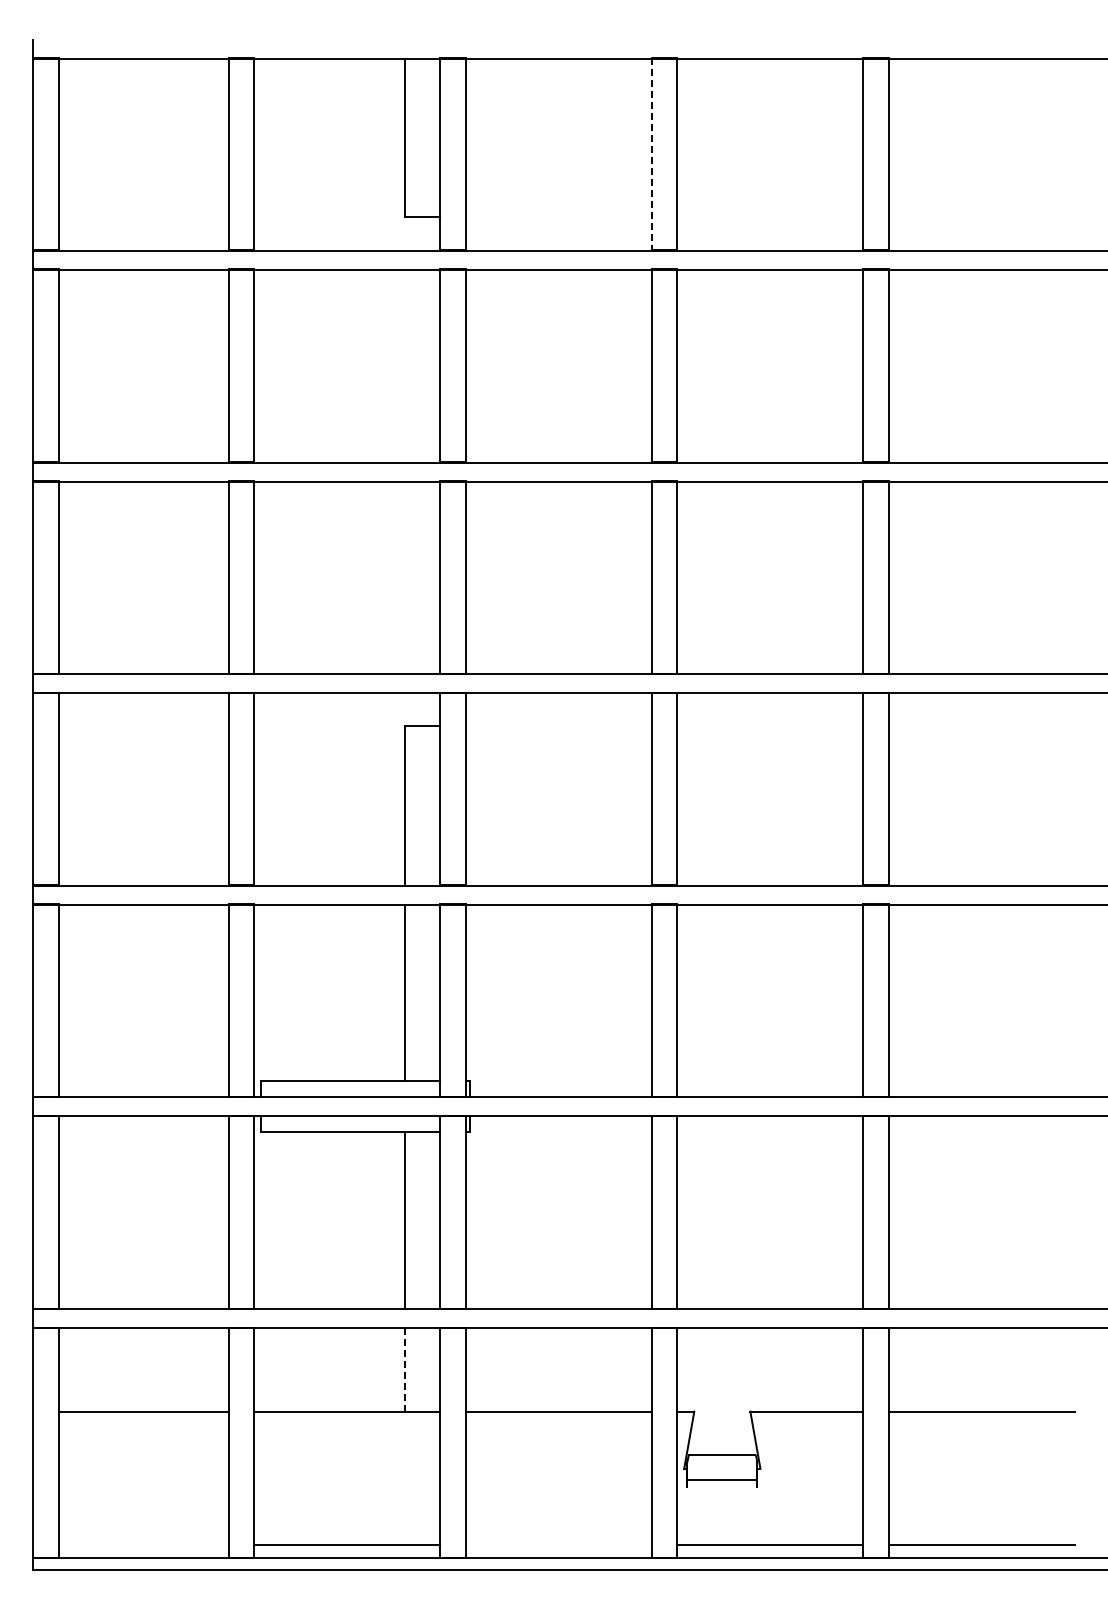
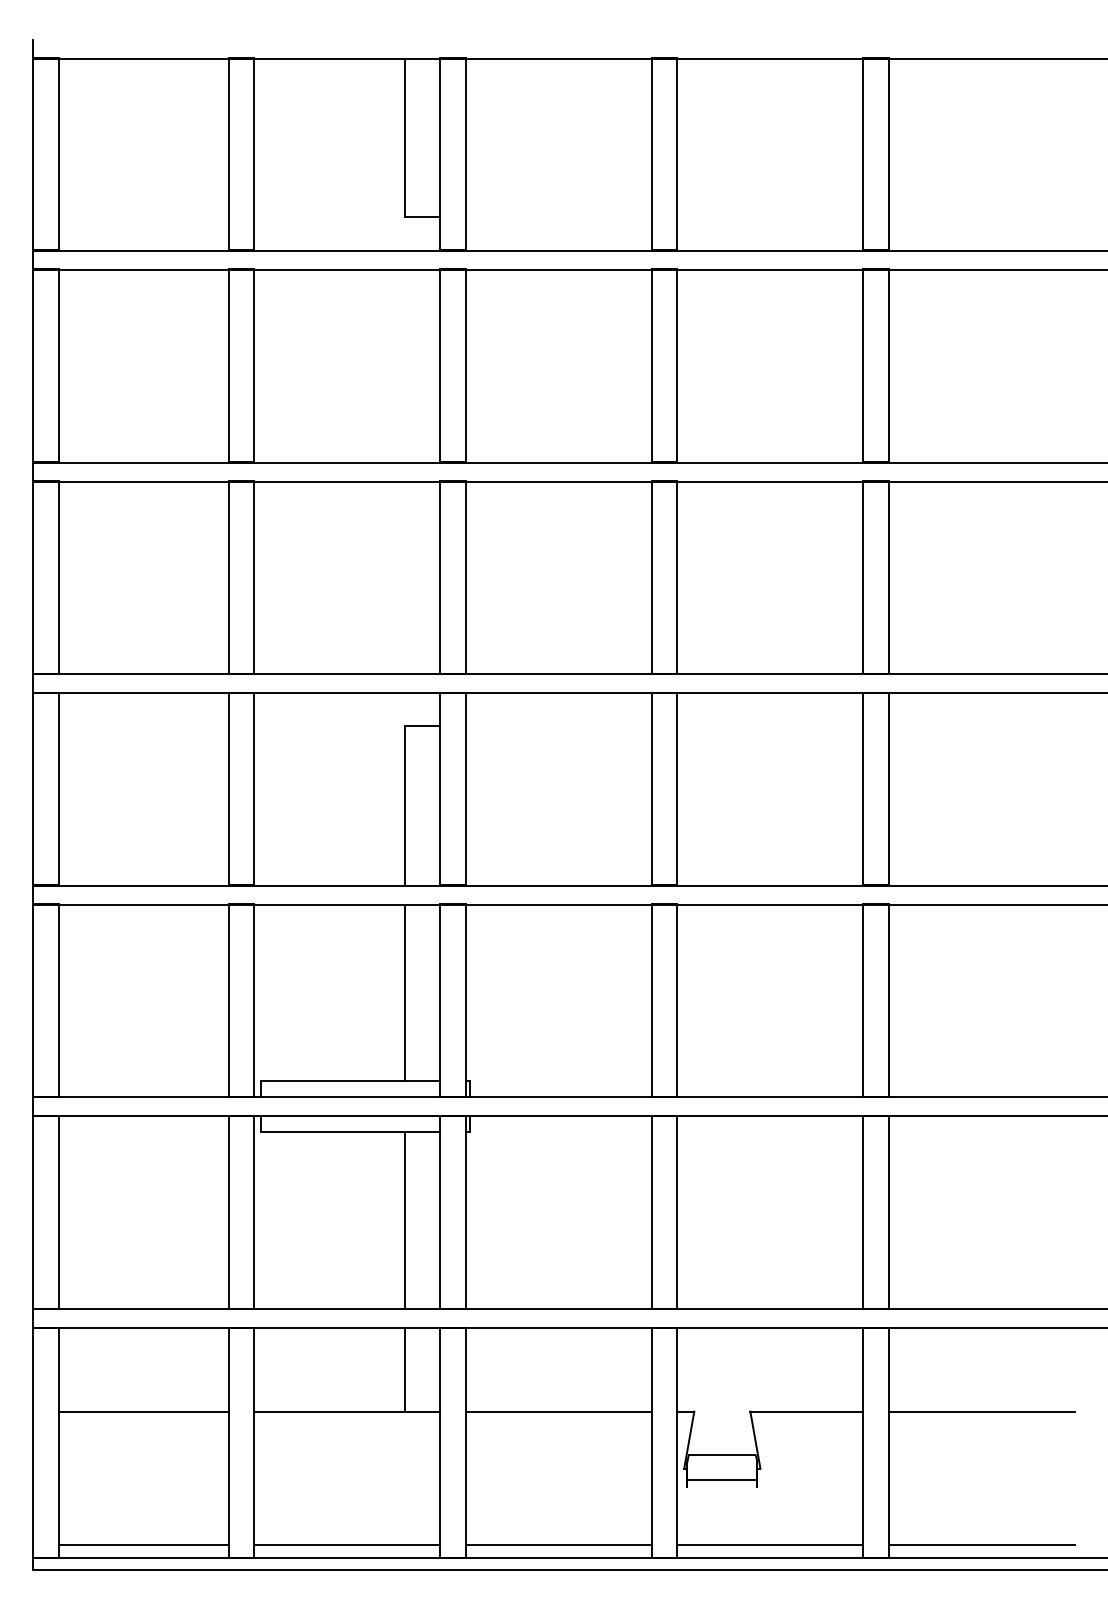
line: dashed -> solid (651, 154)
line: dashed -> solid (404, 1369)
line: none -> present (143, 1545)
line: none -> present (558, 1545)
